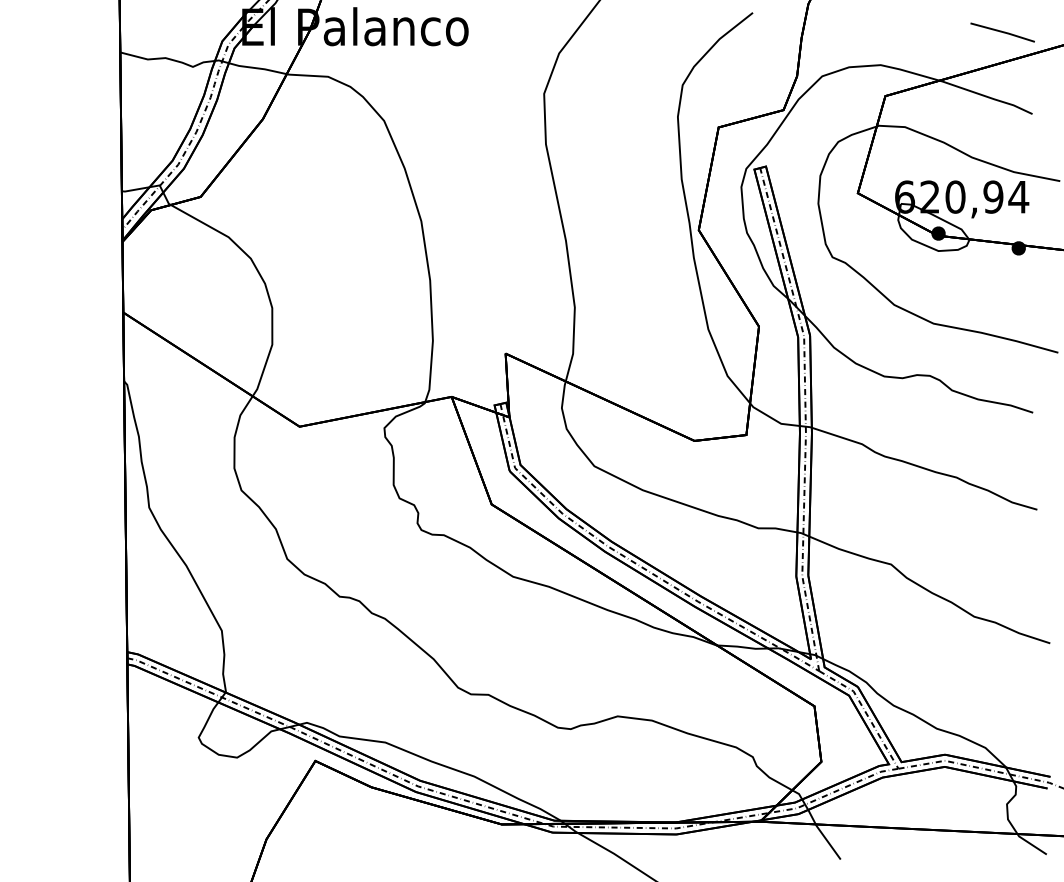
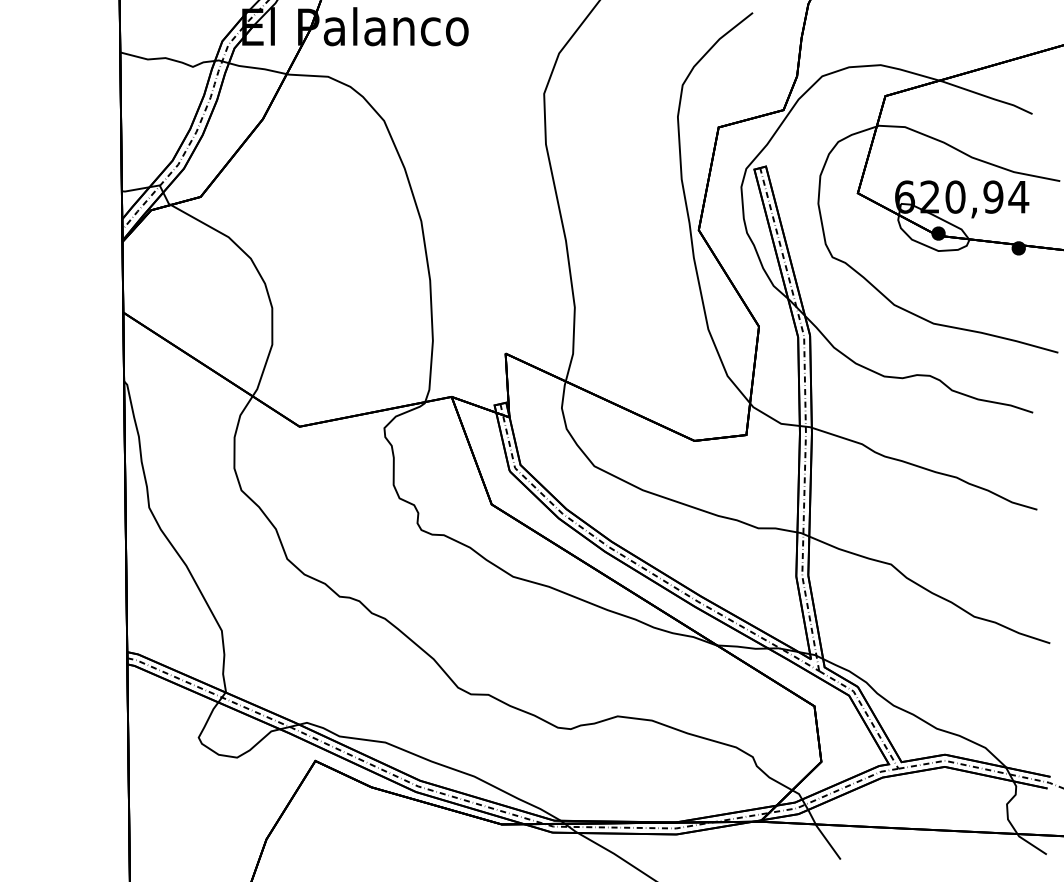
line: present -> none (1002, 32)
